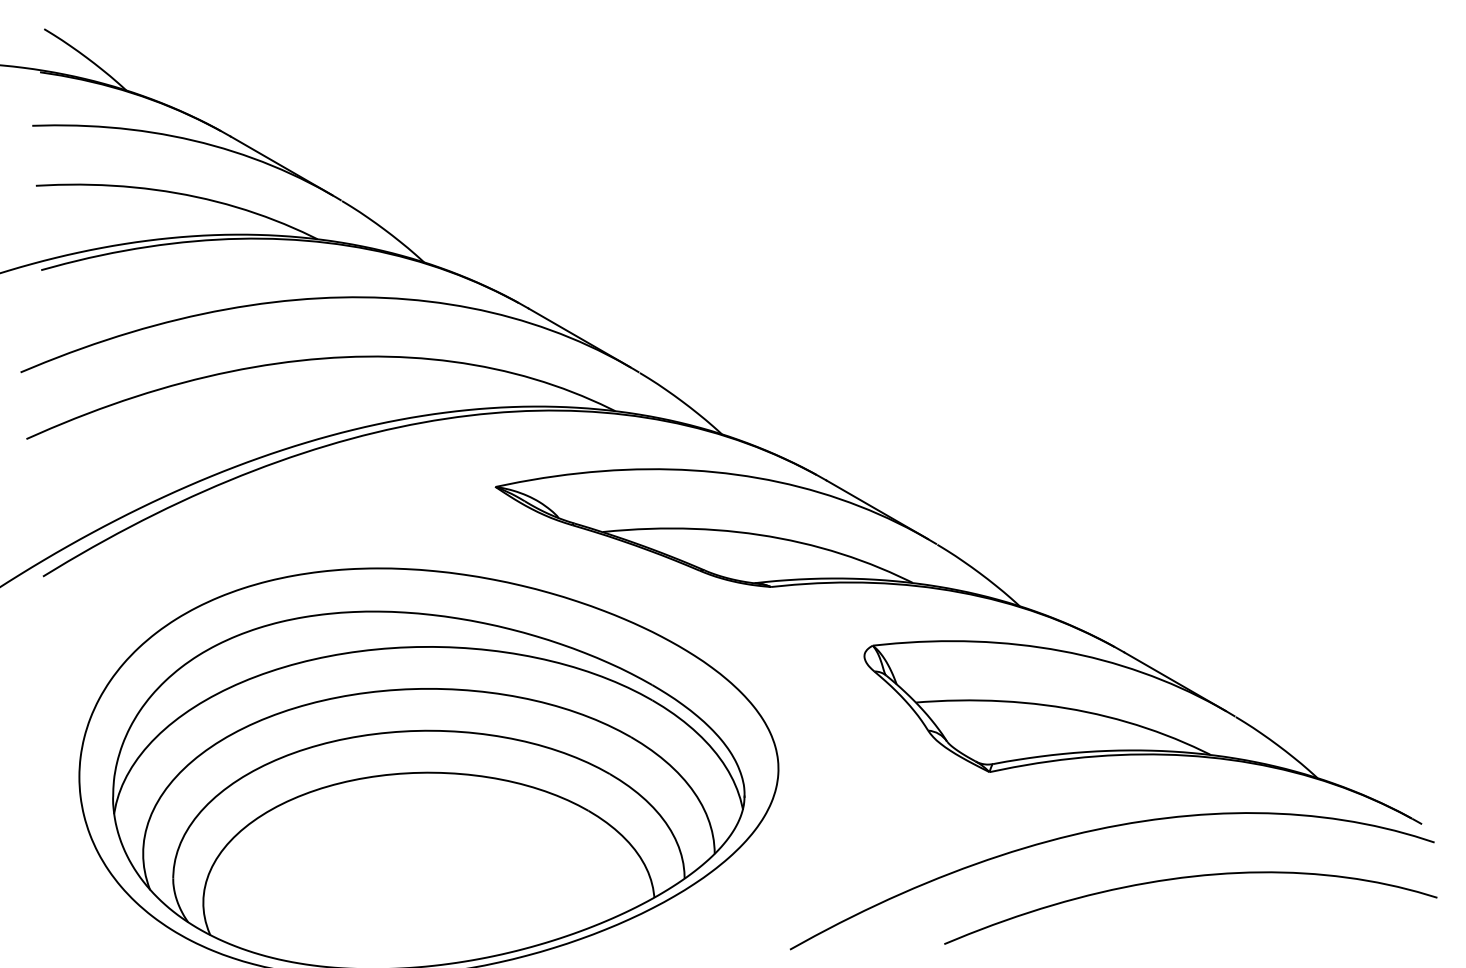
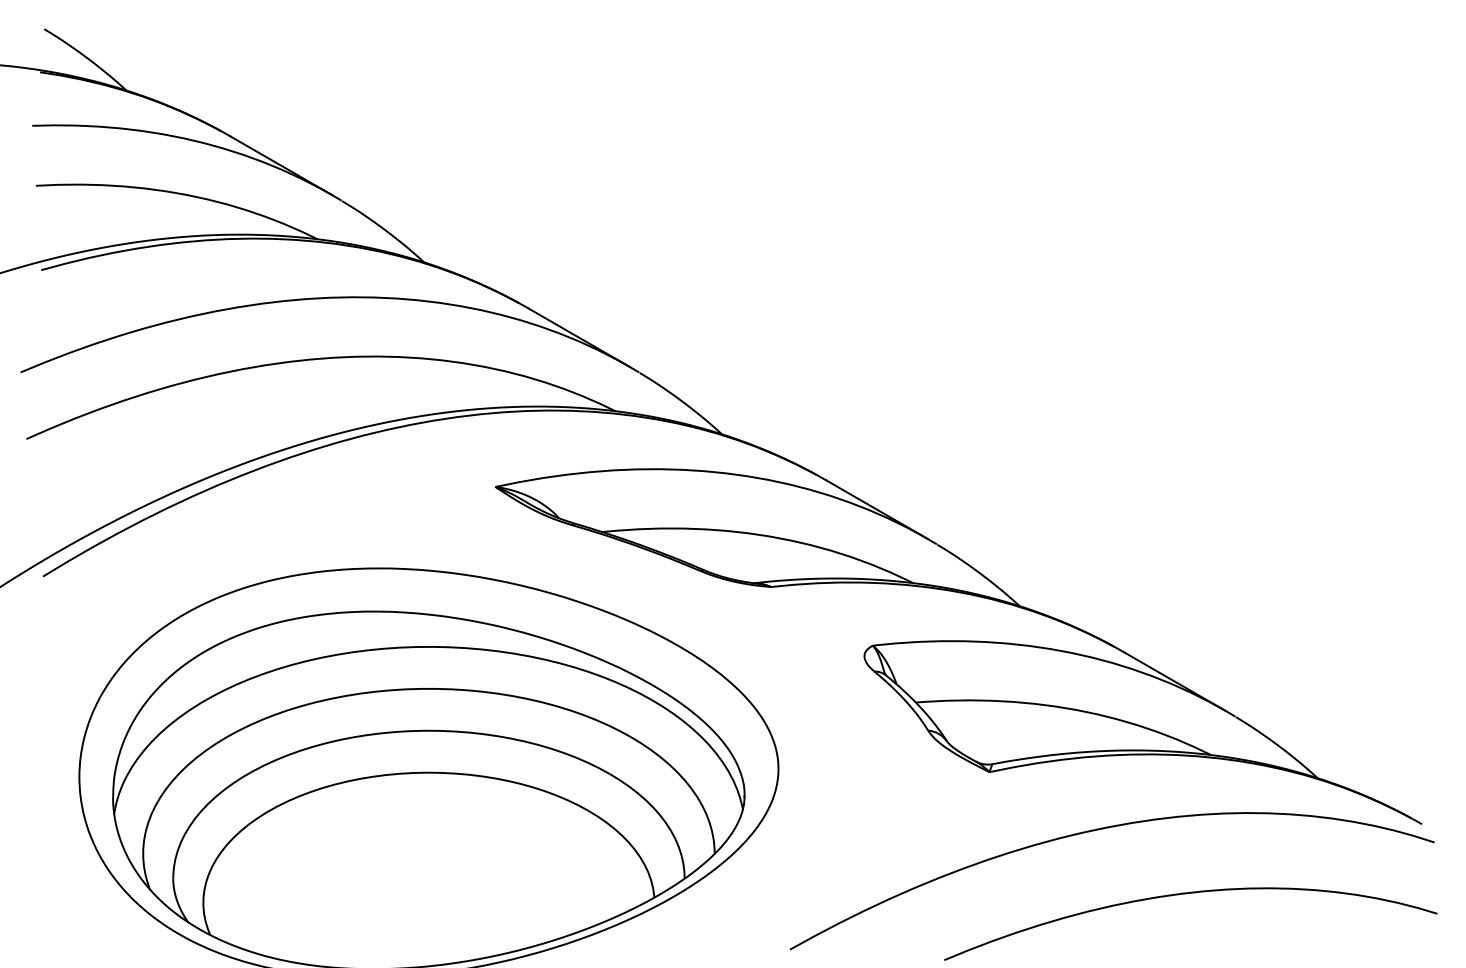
curve position: (1186, 878) -> (1186, 894) (1186, 894)
